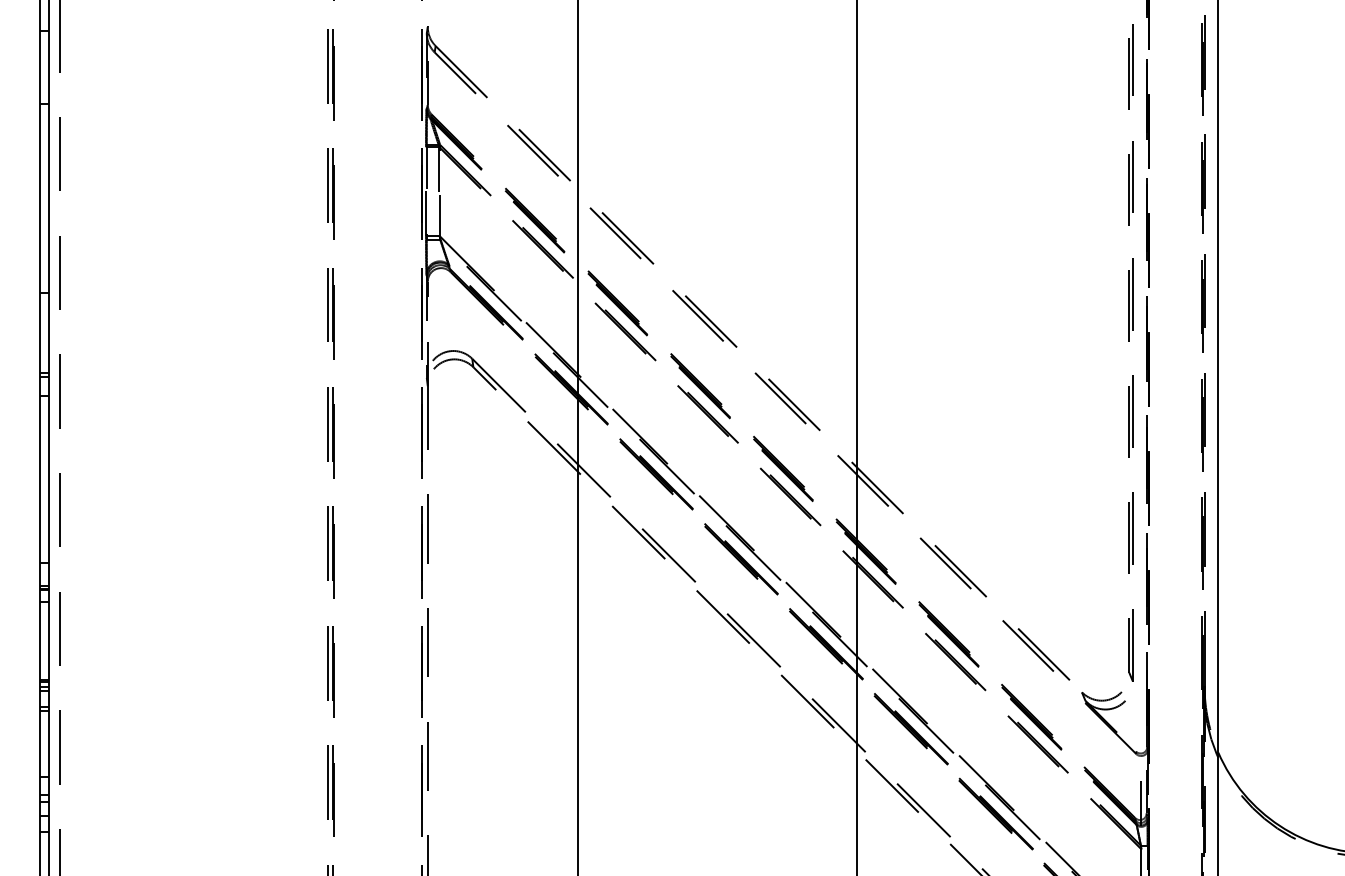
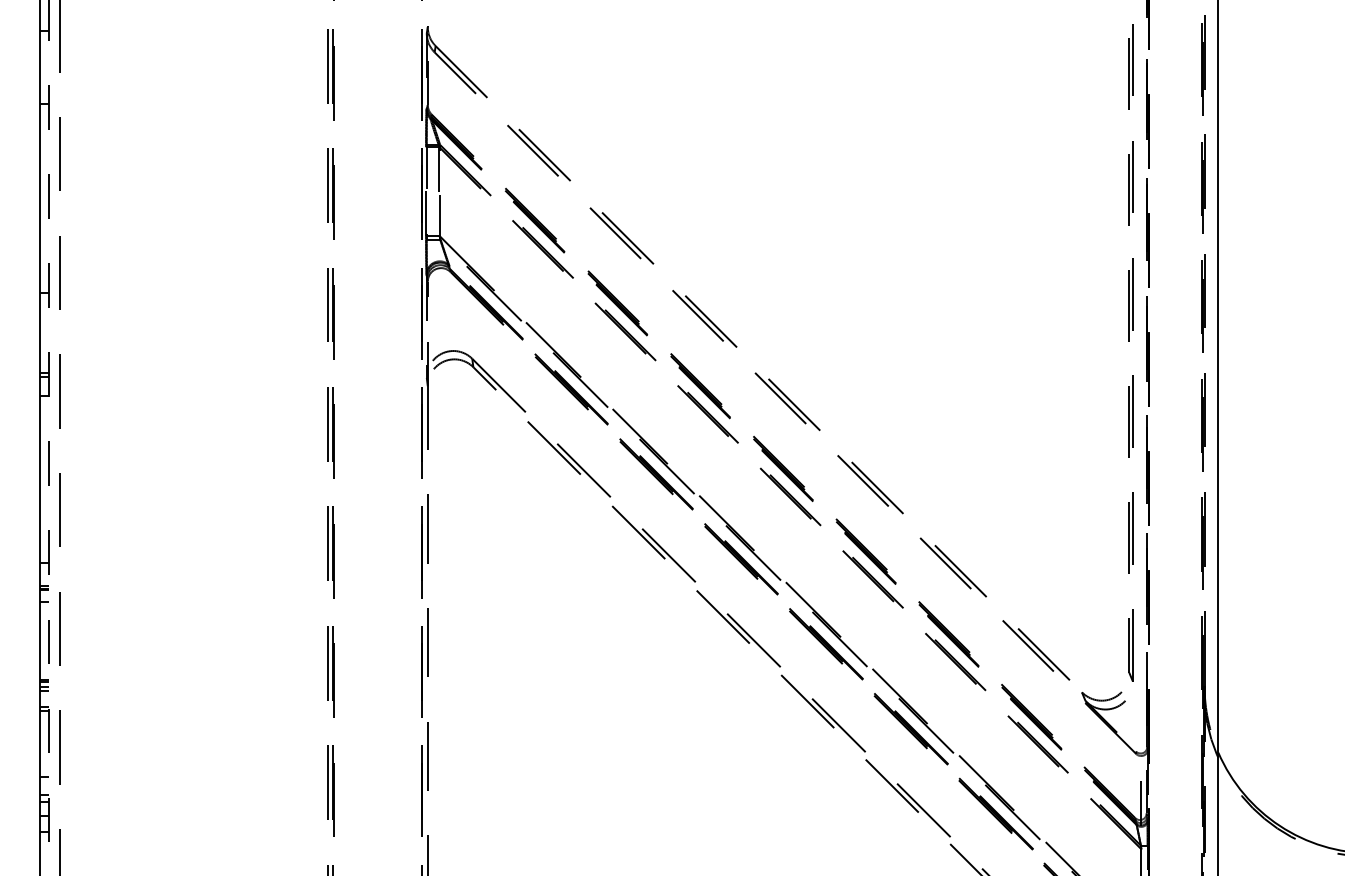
line: present -> none (578, 437)
line: present -> none (856, 437)
line: solid -> dashed (49, 438)
